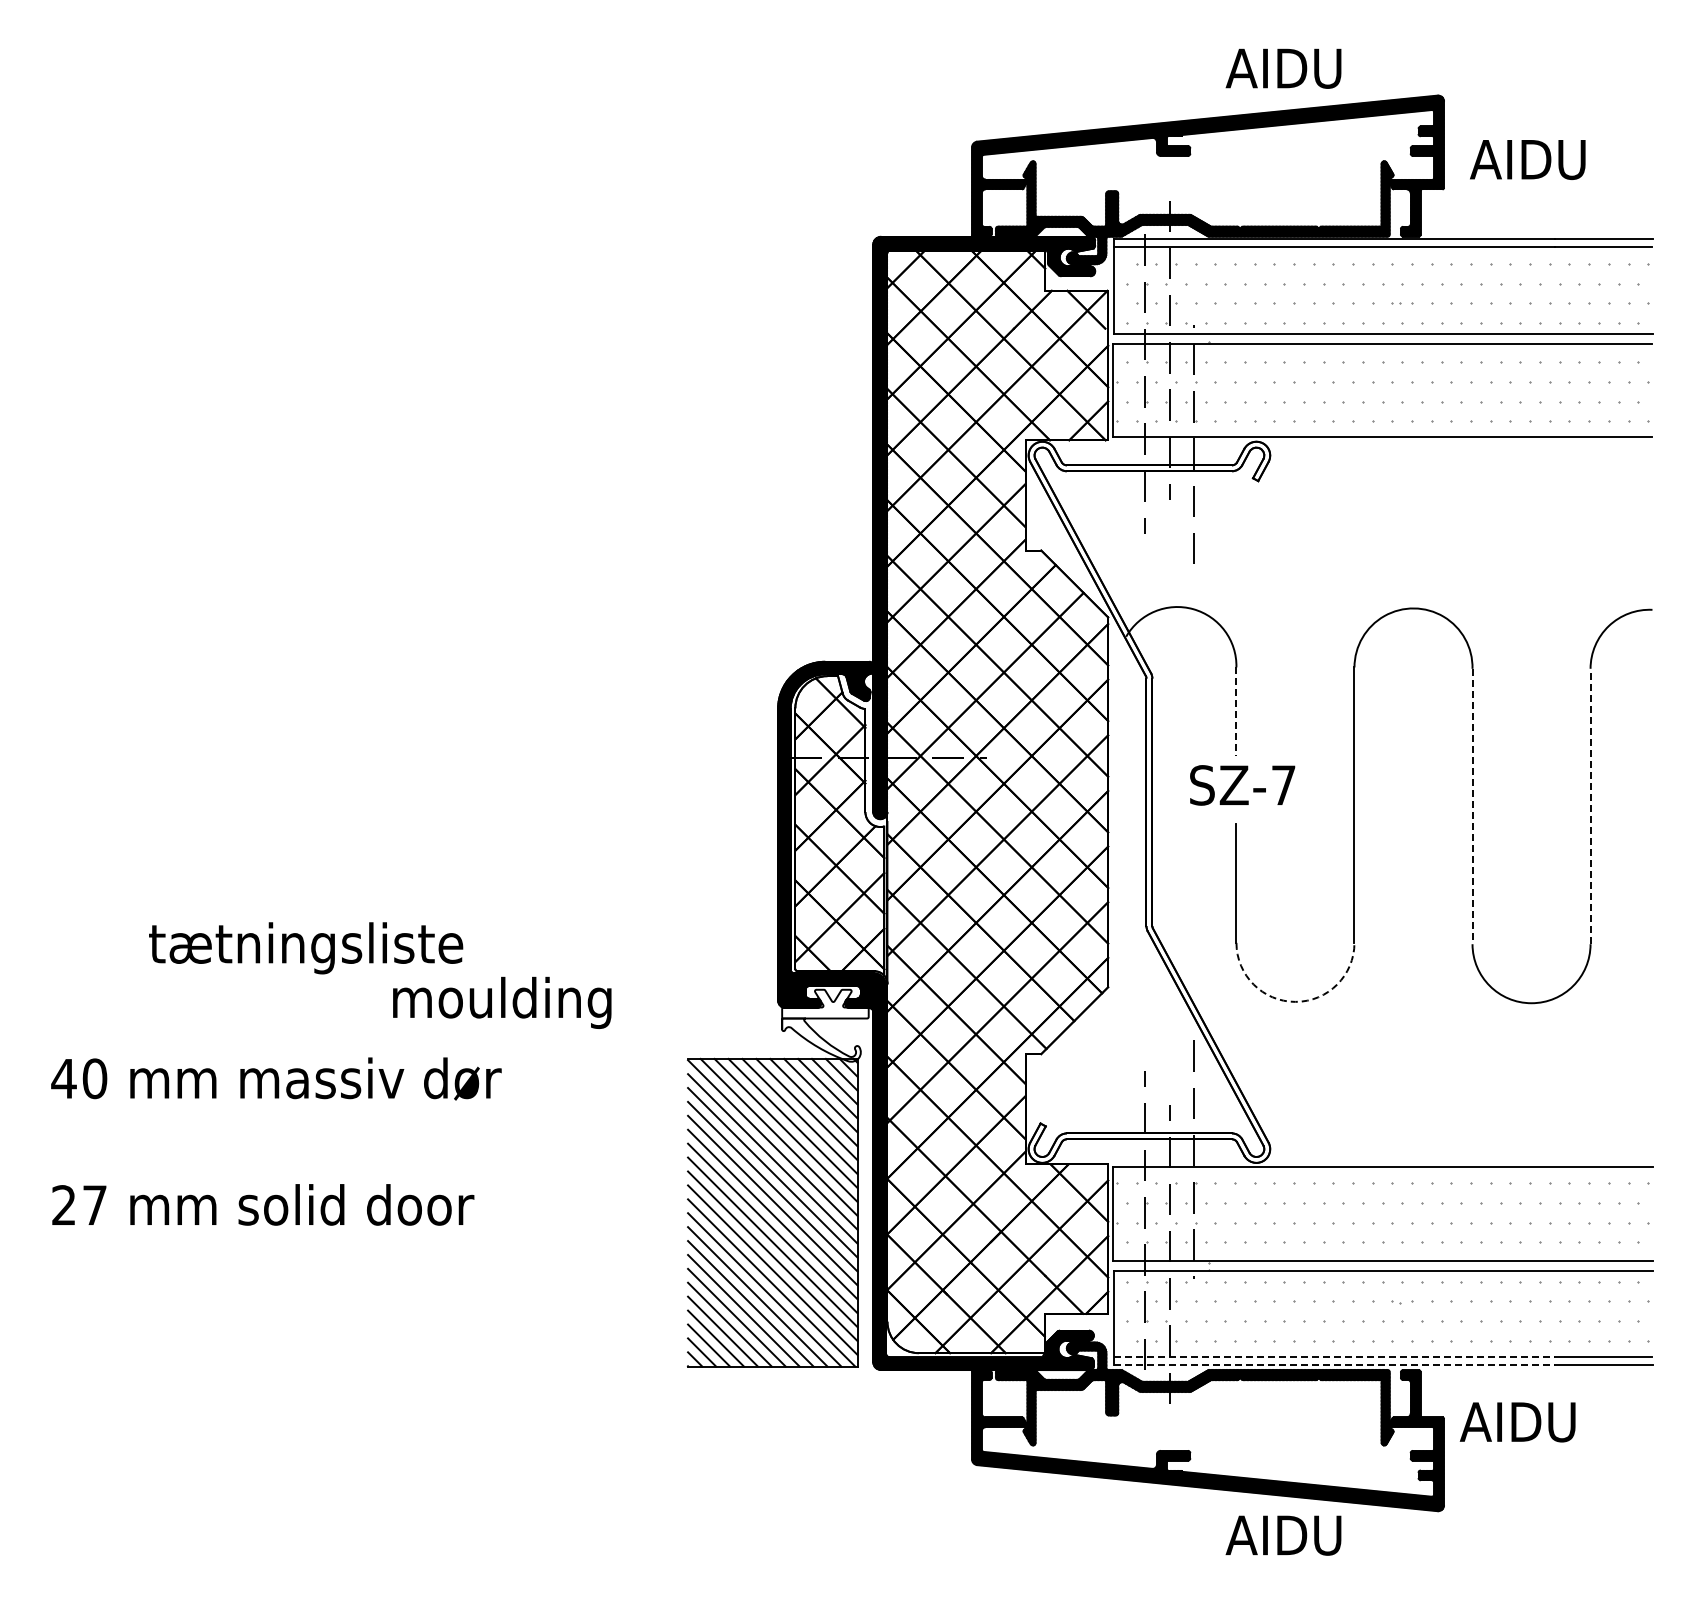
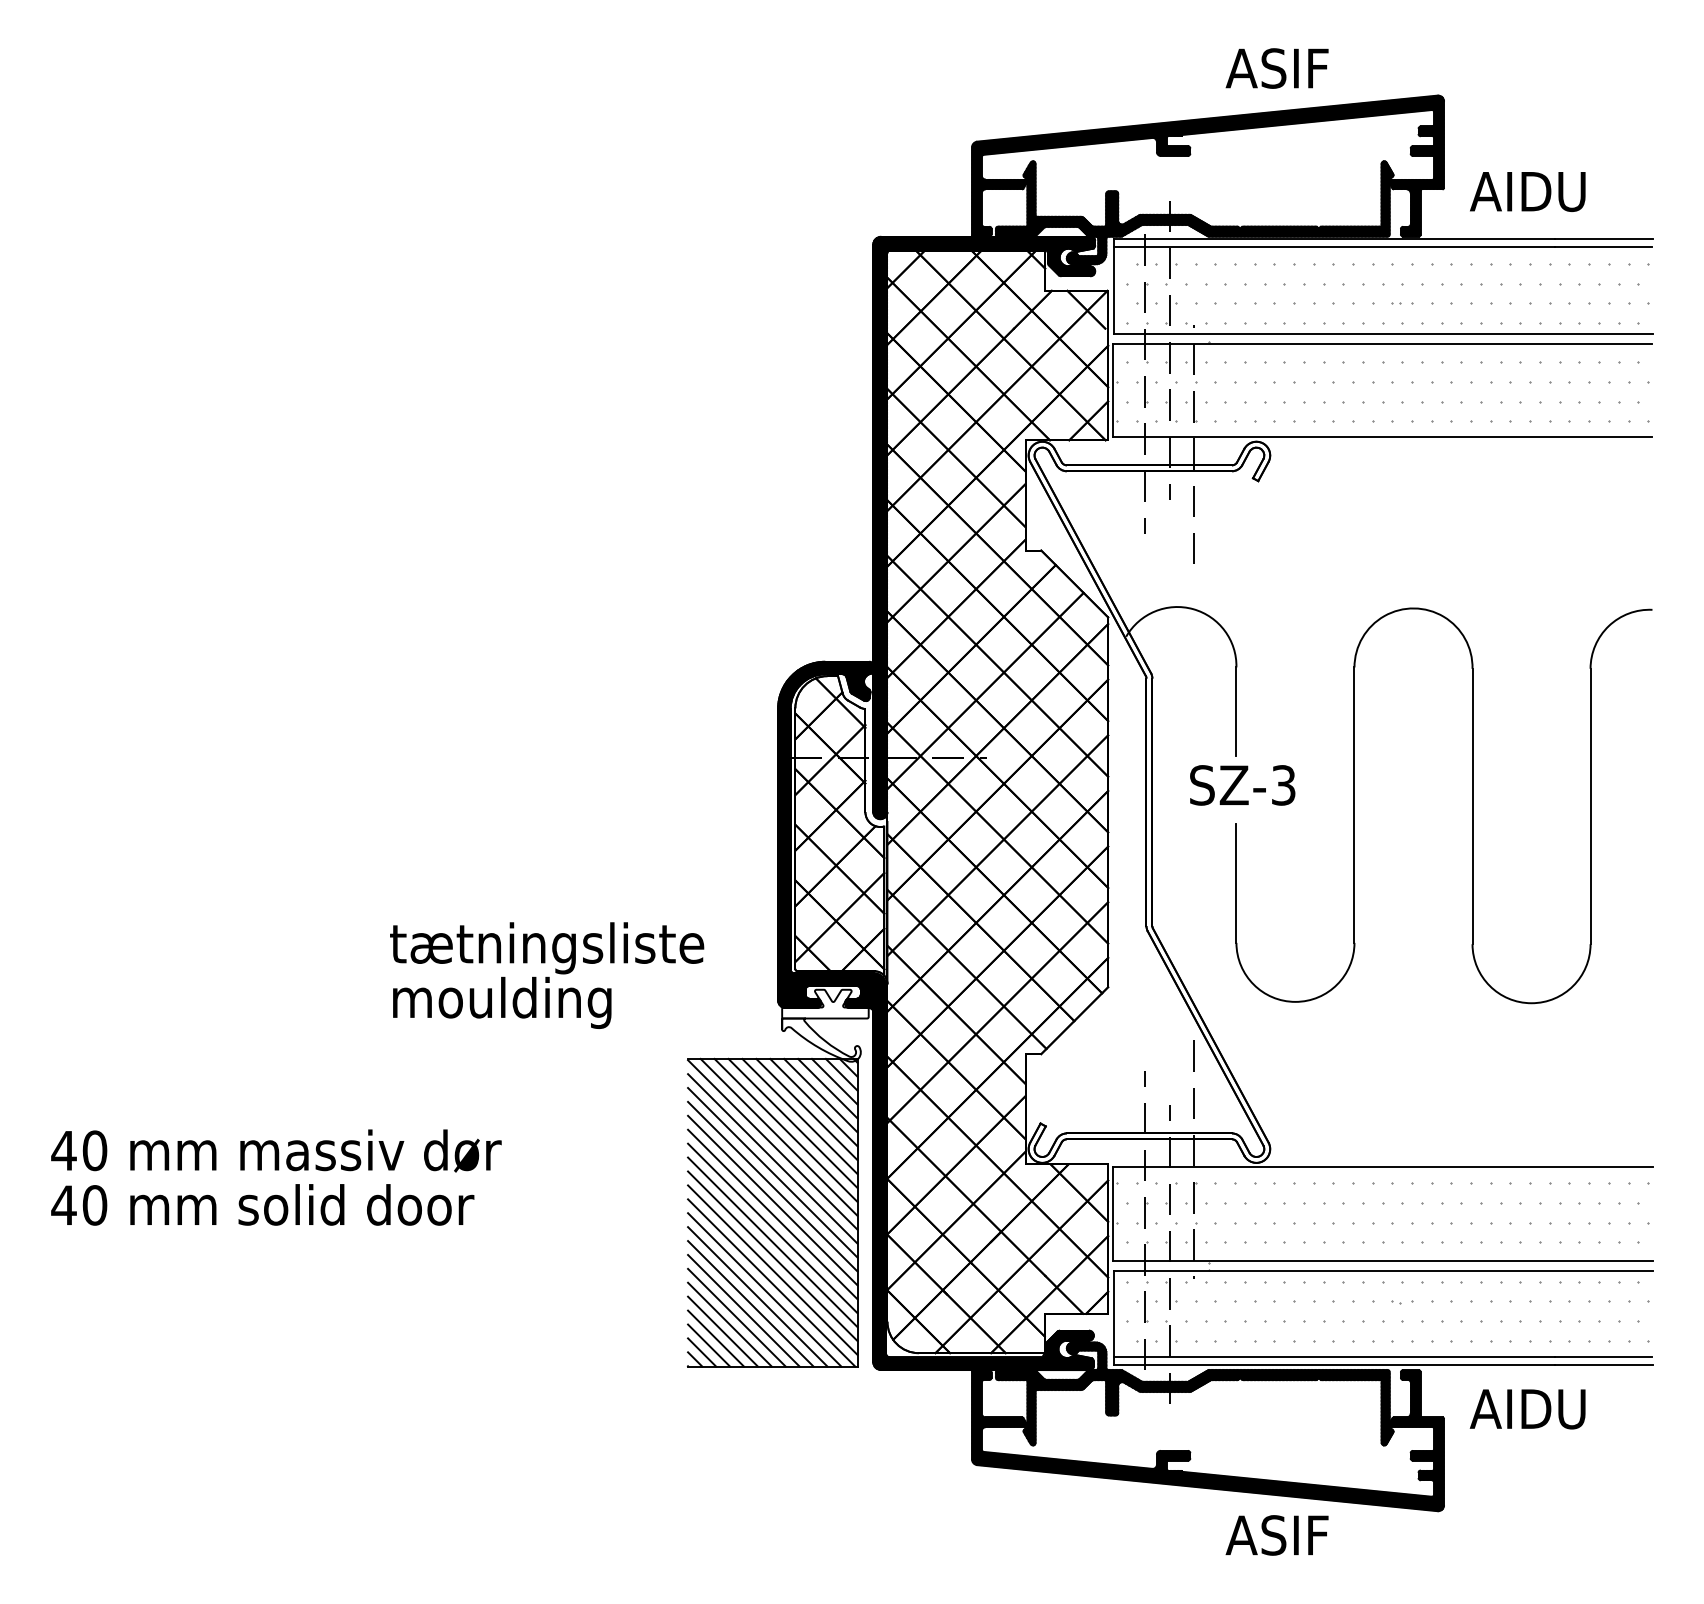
text: AIDU -> ASIF (1301, 68)
text position: (1527, 159) -> (1527, 191) (1527, 191)
line: dashed -> solid (1236, 712)
text: SZ-7 -> SZ-3 (1283, 785)
line: dashed -> solid (1472, 806)
line: dashed -> solid (1590, 806)
text position: (306, 948) -> (547, 948) (547, 948)
arc: dashed -> solid (1295, 1001)
text position: (276, 1078) -> (276, 1150) (276, 1150)
text: 27 -> 40 (79, 1205)
line: dashed -> solid (1335, 1357)
line: dashed -> solid (1334, 1365)
text position: (1517, 1422) -> (1527, 1409) (1527, 1409)
text: AIDU -> ASIF (1301, 1535)
